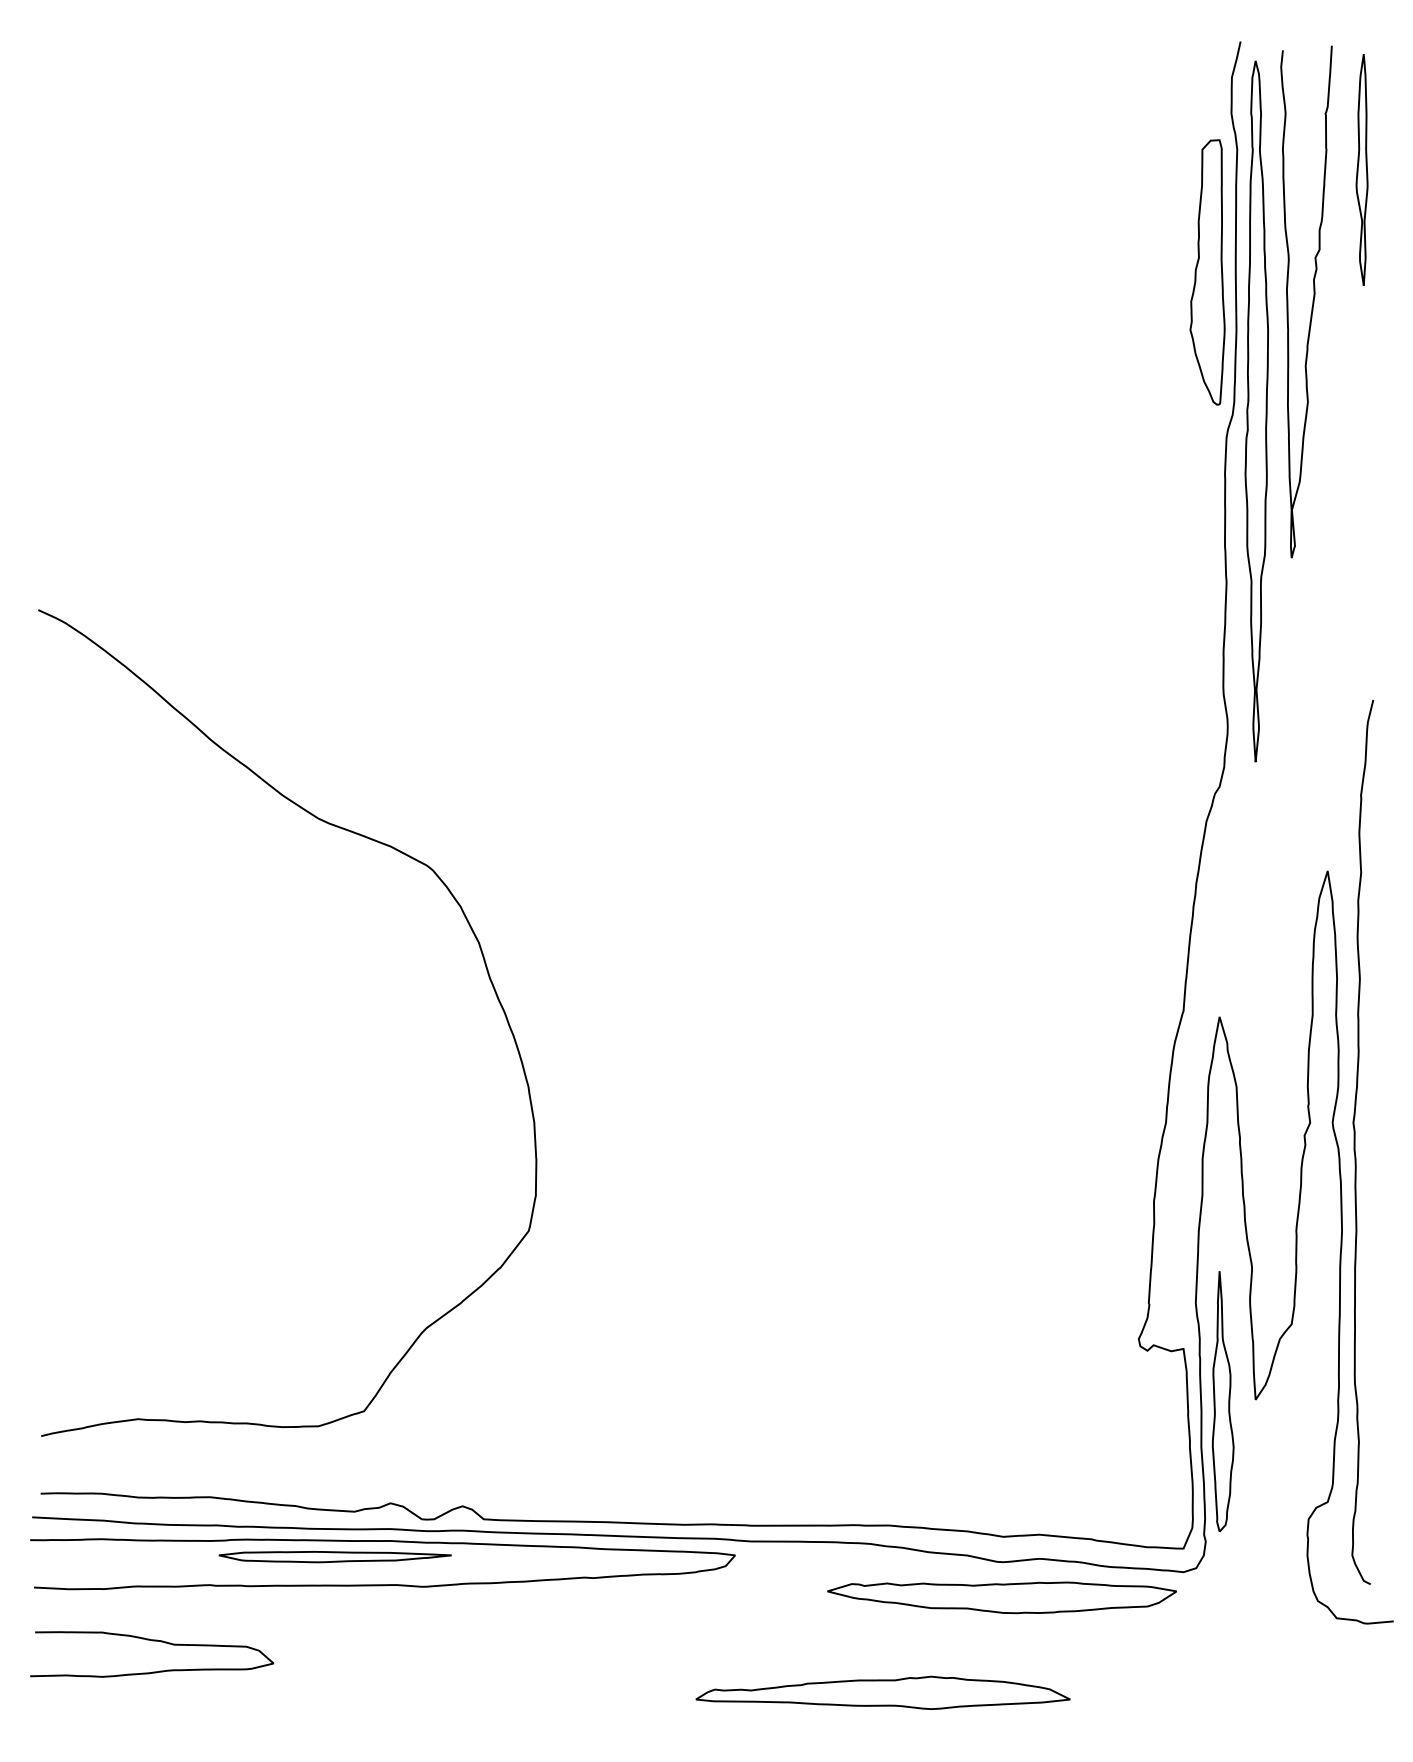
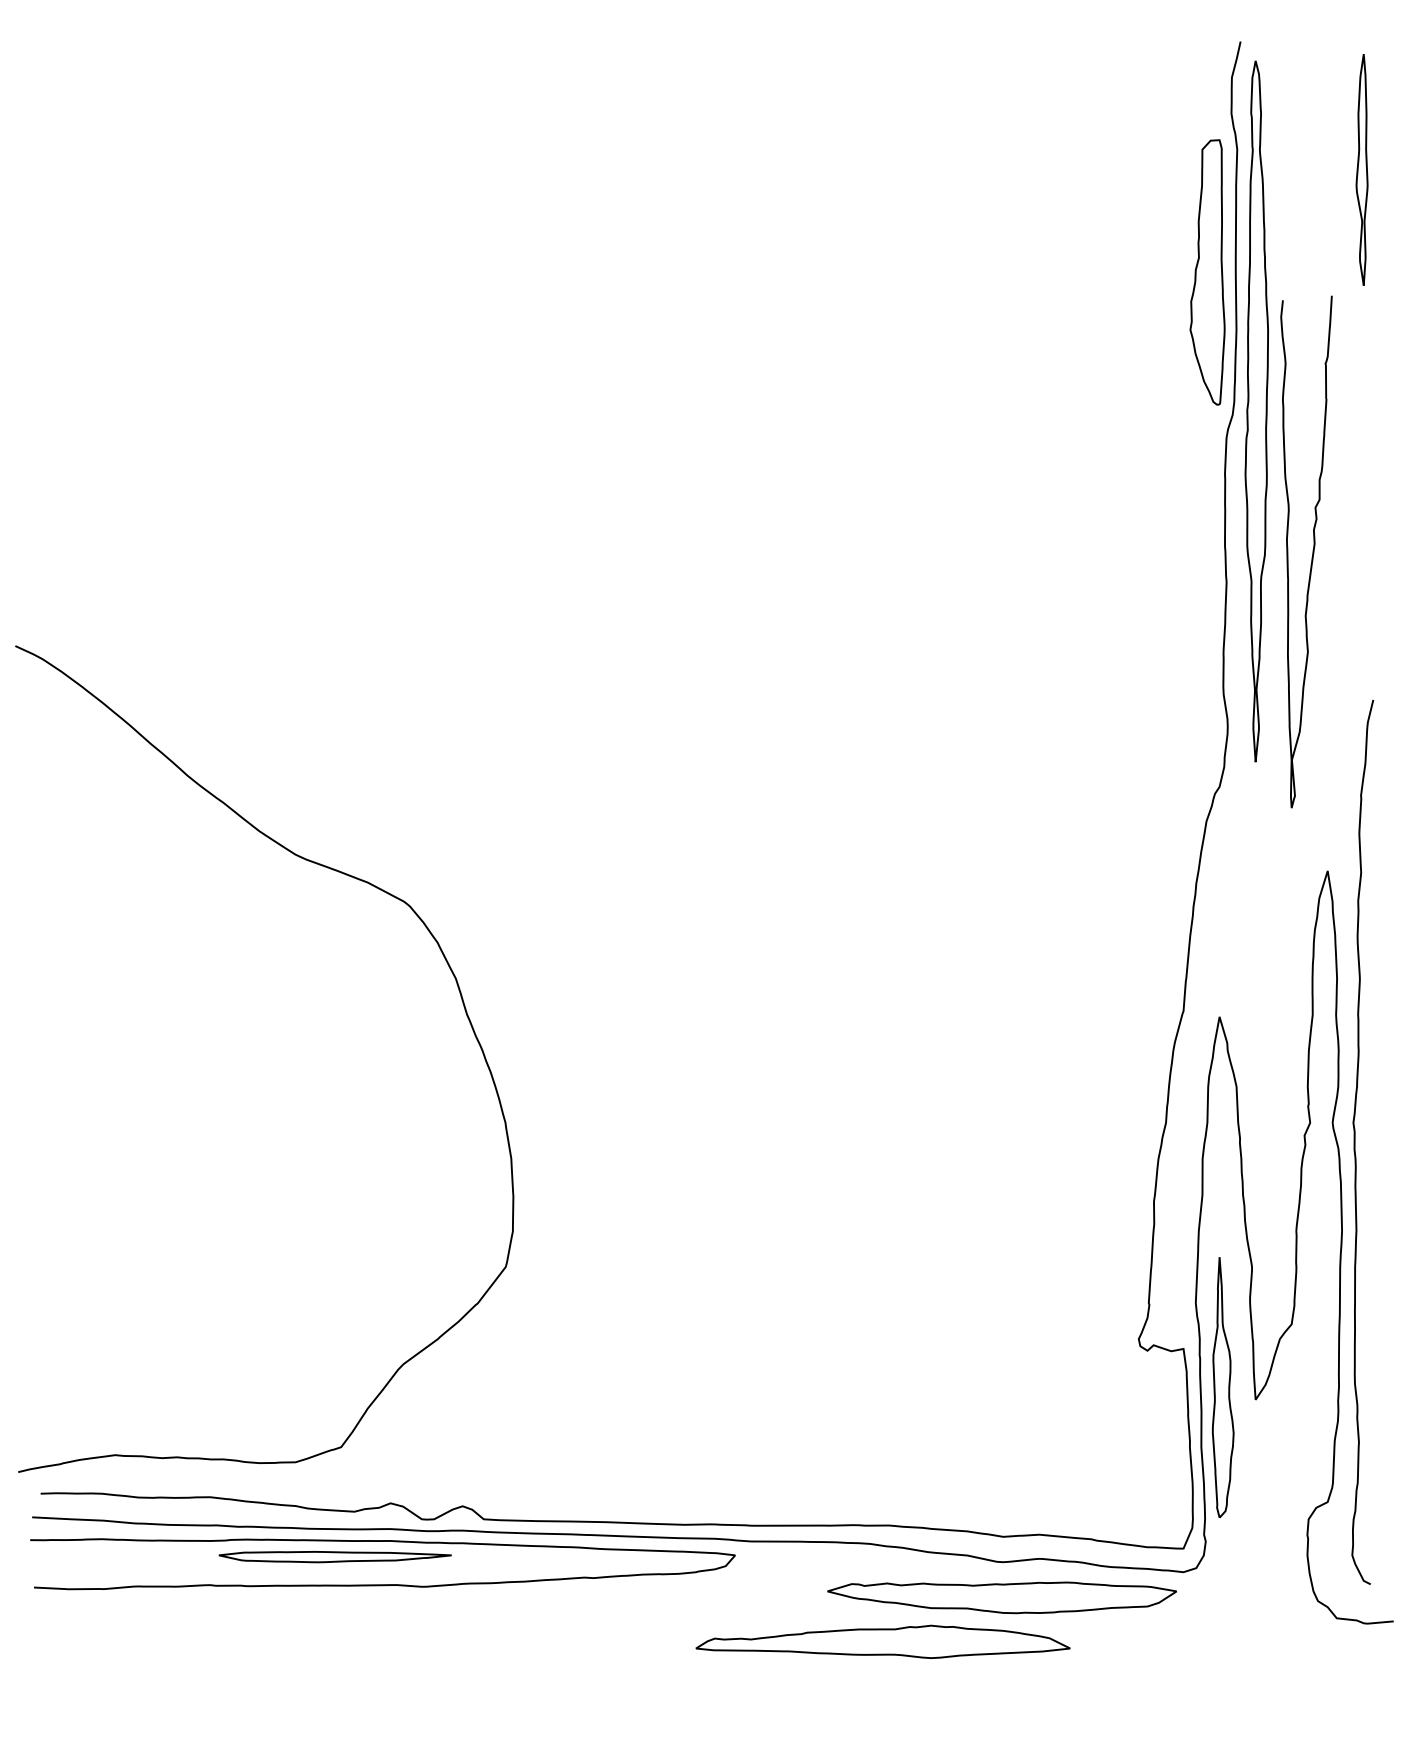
curve position: (1312, 301) -> (1312, 551) (1312, 551)
curve position: (355, 834) -> (332, 870) (332, 870)
part position: (1222, 1401) -> (1222, 1387) (1222, 1387)
curve: present -> none (152, 1641)
part position: (882, 1692) -> (882, 1641) (882, 1641)
